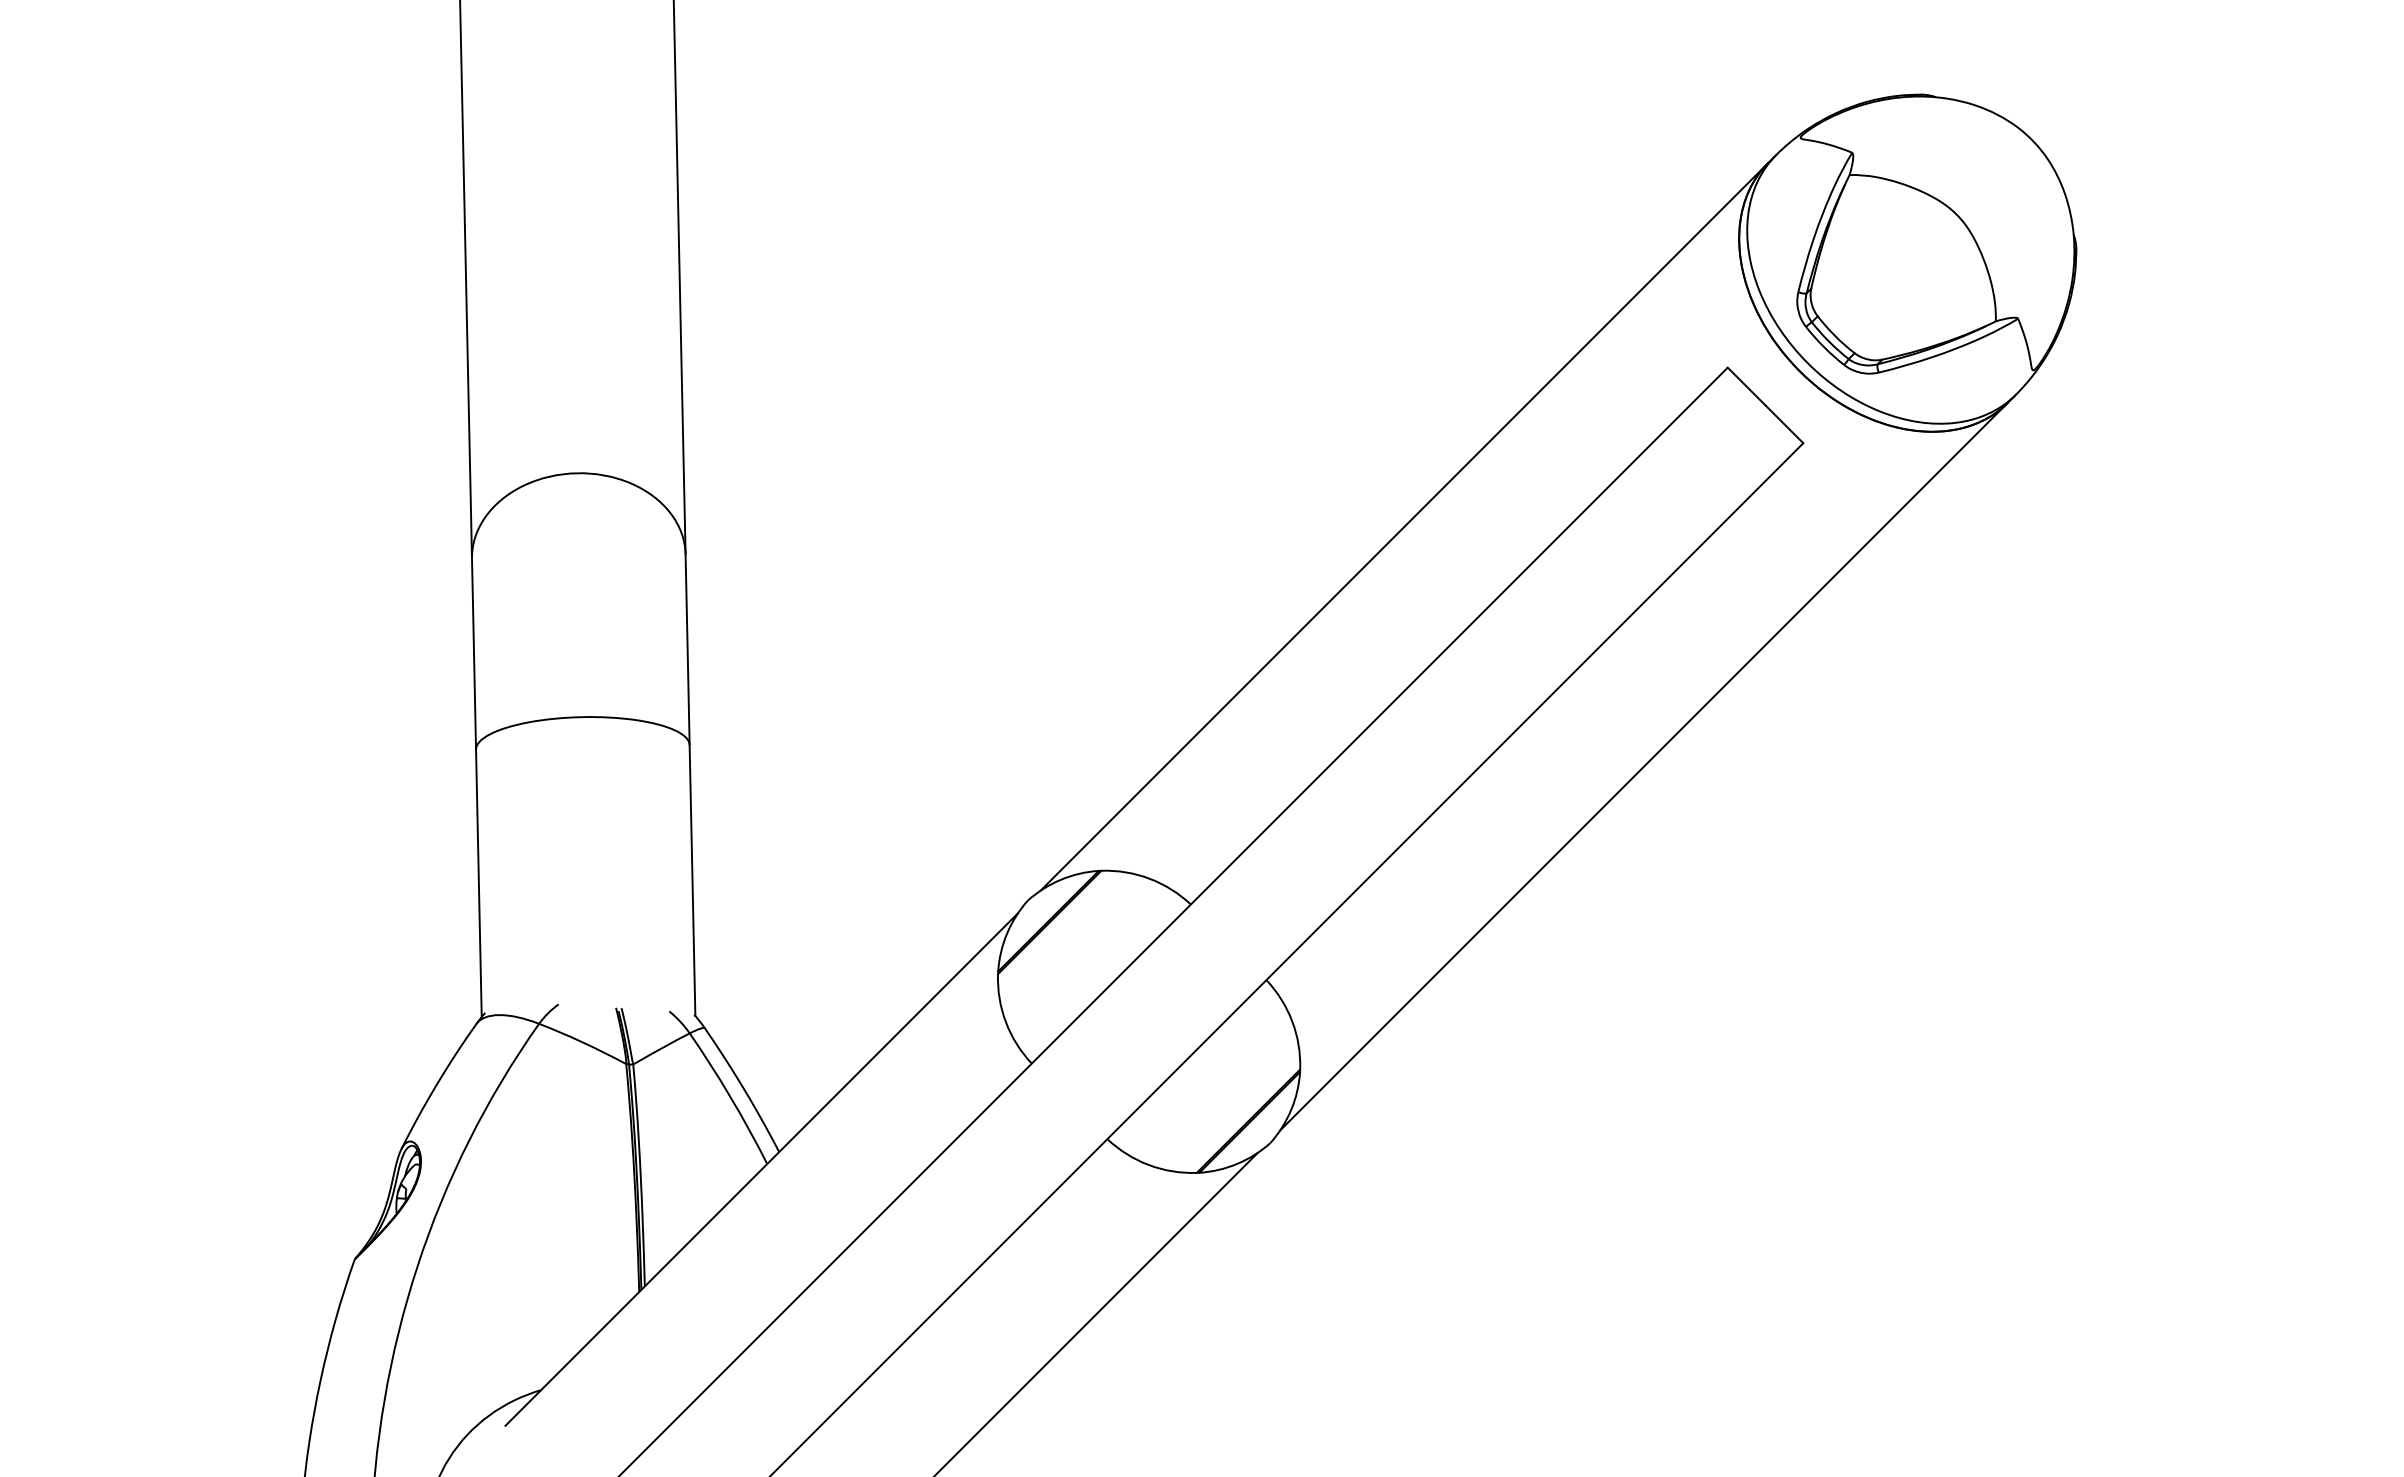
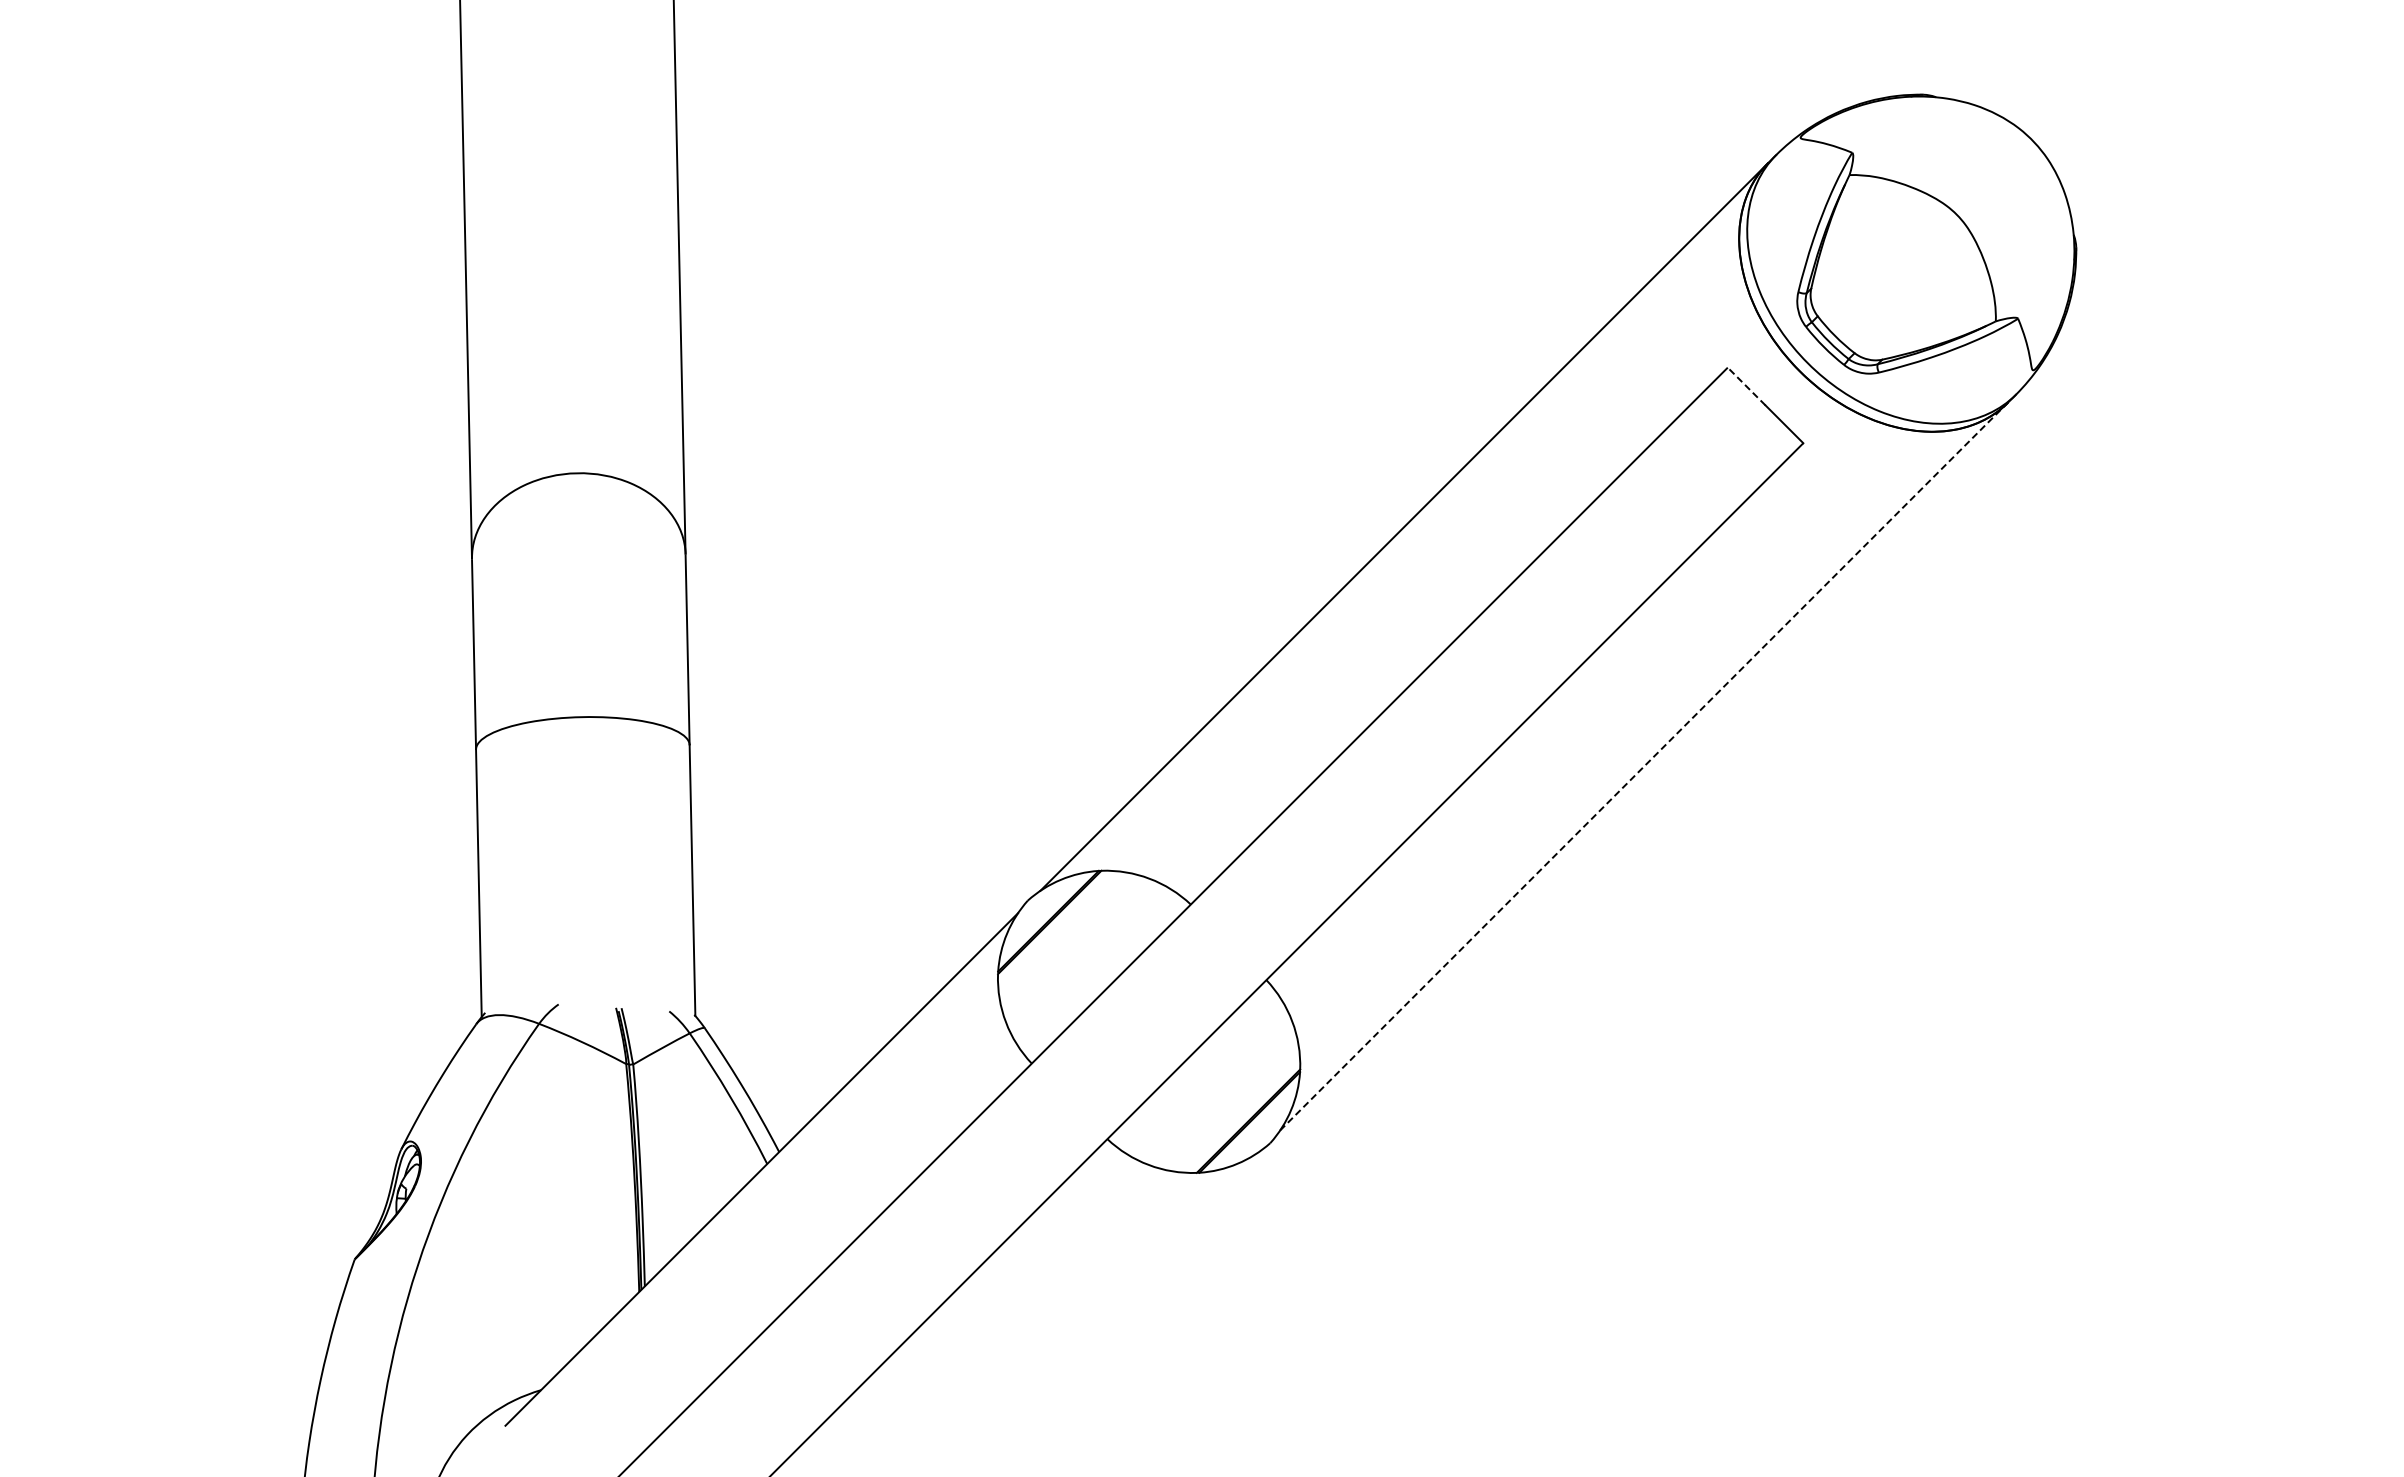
line: solid -> dashed (1746, 386)
line: solid -> dashed (1643, 766)
line: present -> none (1097, 1312)
